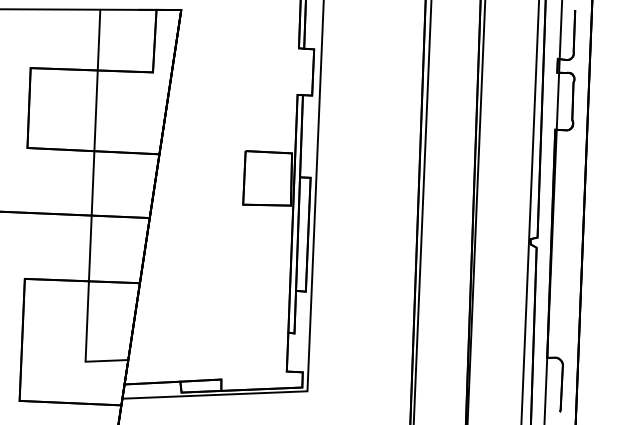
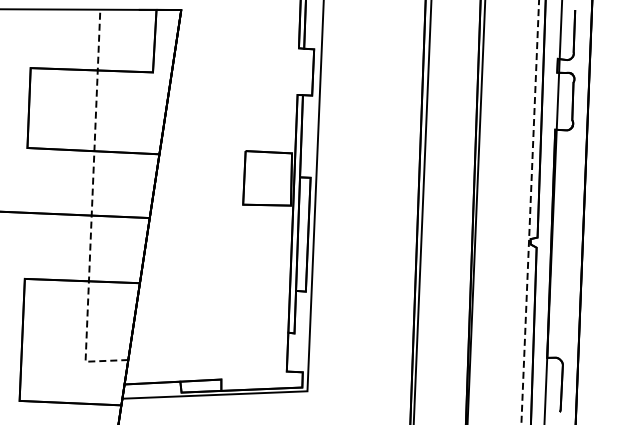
line: solid -> dashed (92, 207)
line: solid -> dashed (530, 212)
